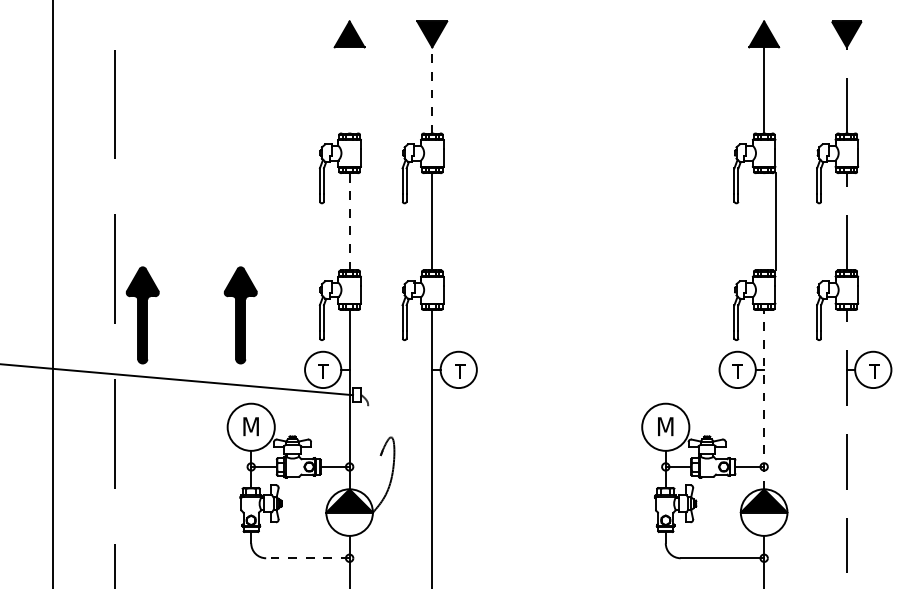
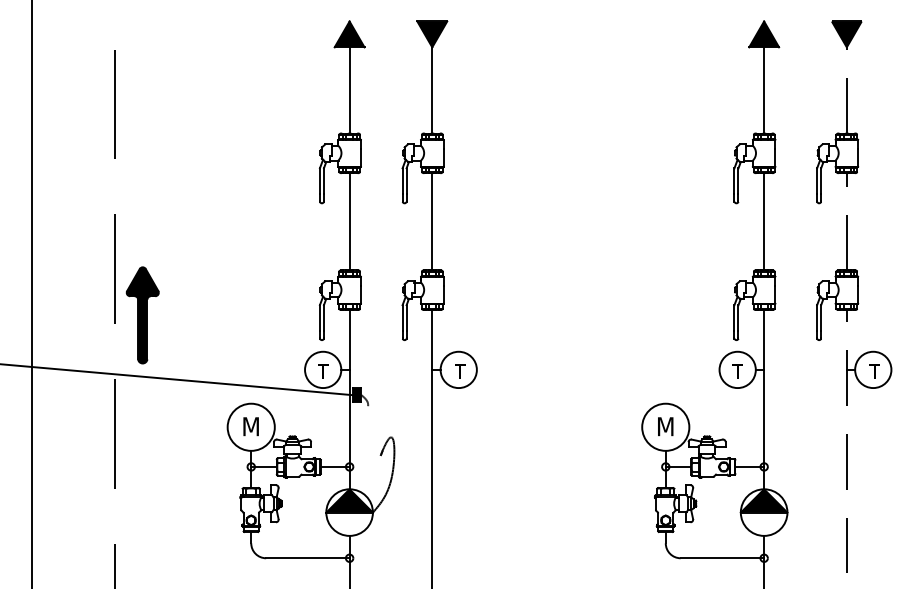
line: dashed -> solid (432, 89)
line: none -> present (349, 90)
line: dashed -> solid (349, 221)
line position: (776, 221) -> (764, 221) (764, 221)
line position: (53, 293) -> (32, 293) (32, 293)
part: present -> none (240, 315)
fill: none -> present (357, 394)
line: dashed -> solid (764, 399)
line: dashed -> solid (307, 558)
